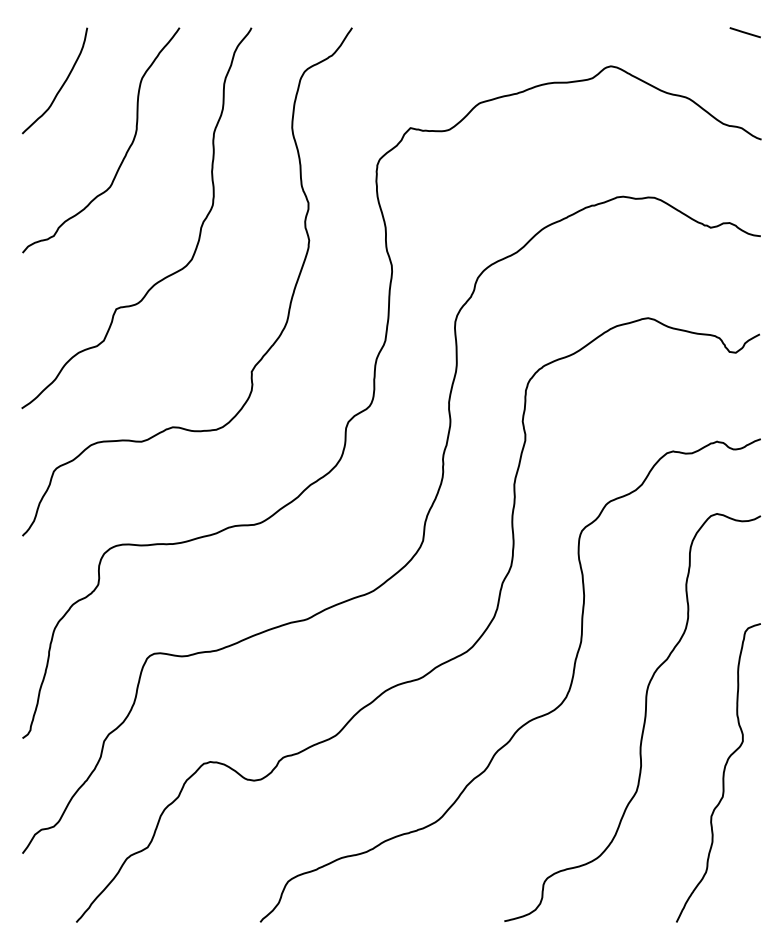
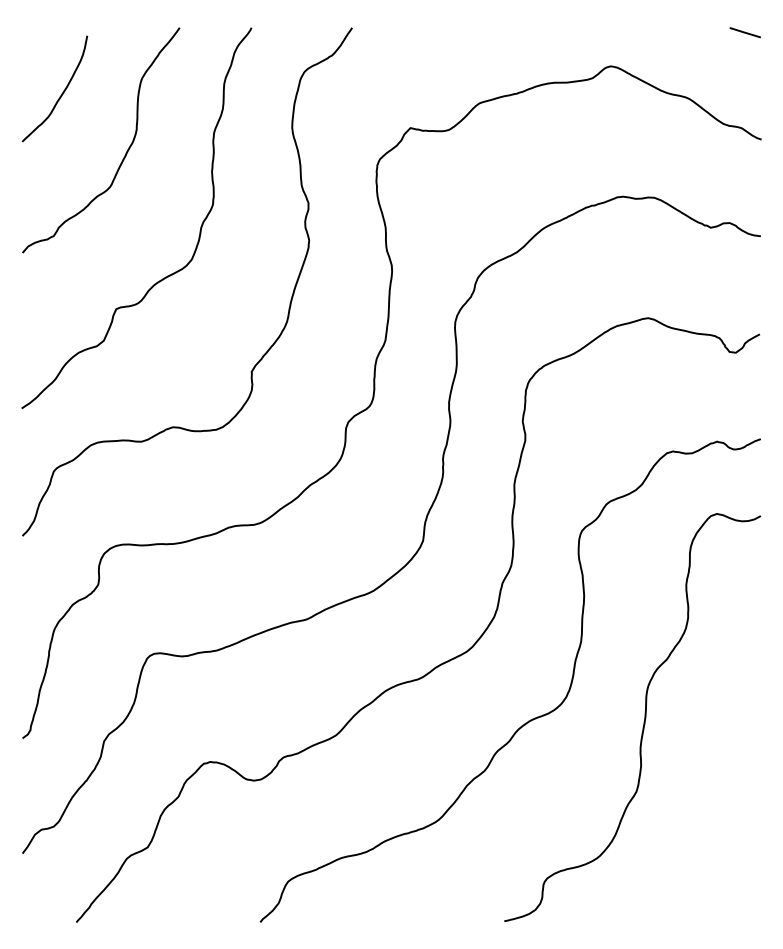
curve position: (61, 85) -> (61, 93) (61, 93)
curve: present -> none (722, 773)
